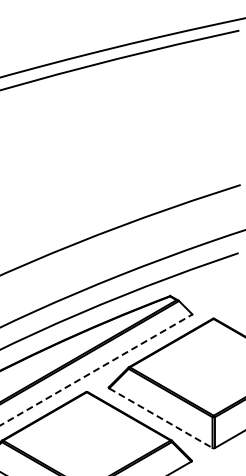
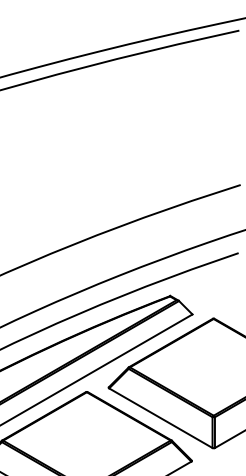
line: dashed -> solid (96, 369)
line: dashed -> solid (160, 418)
